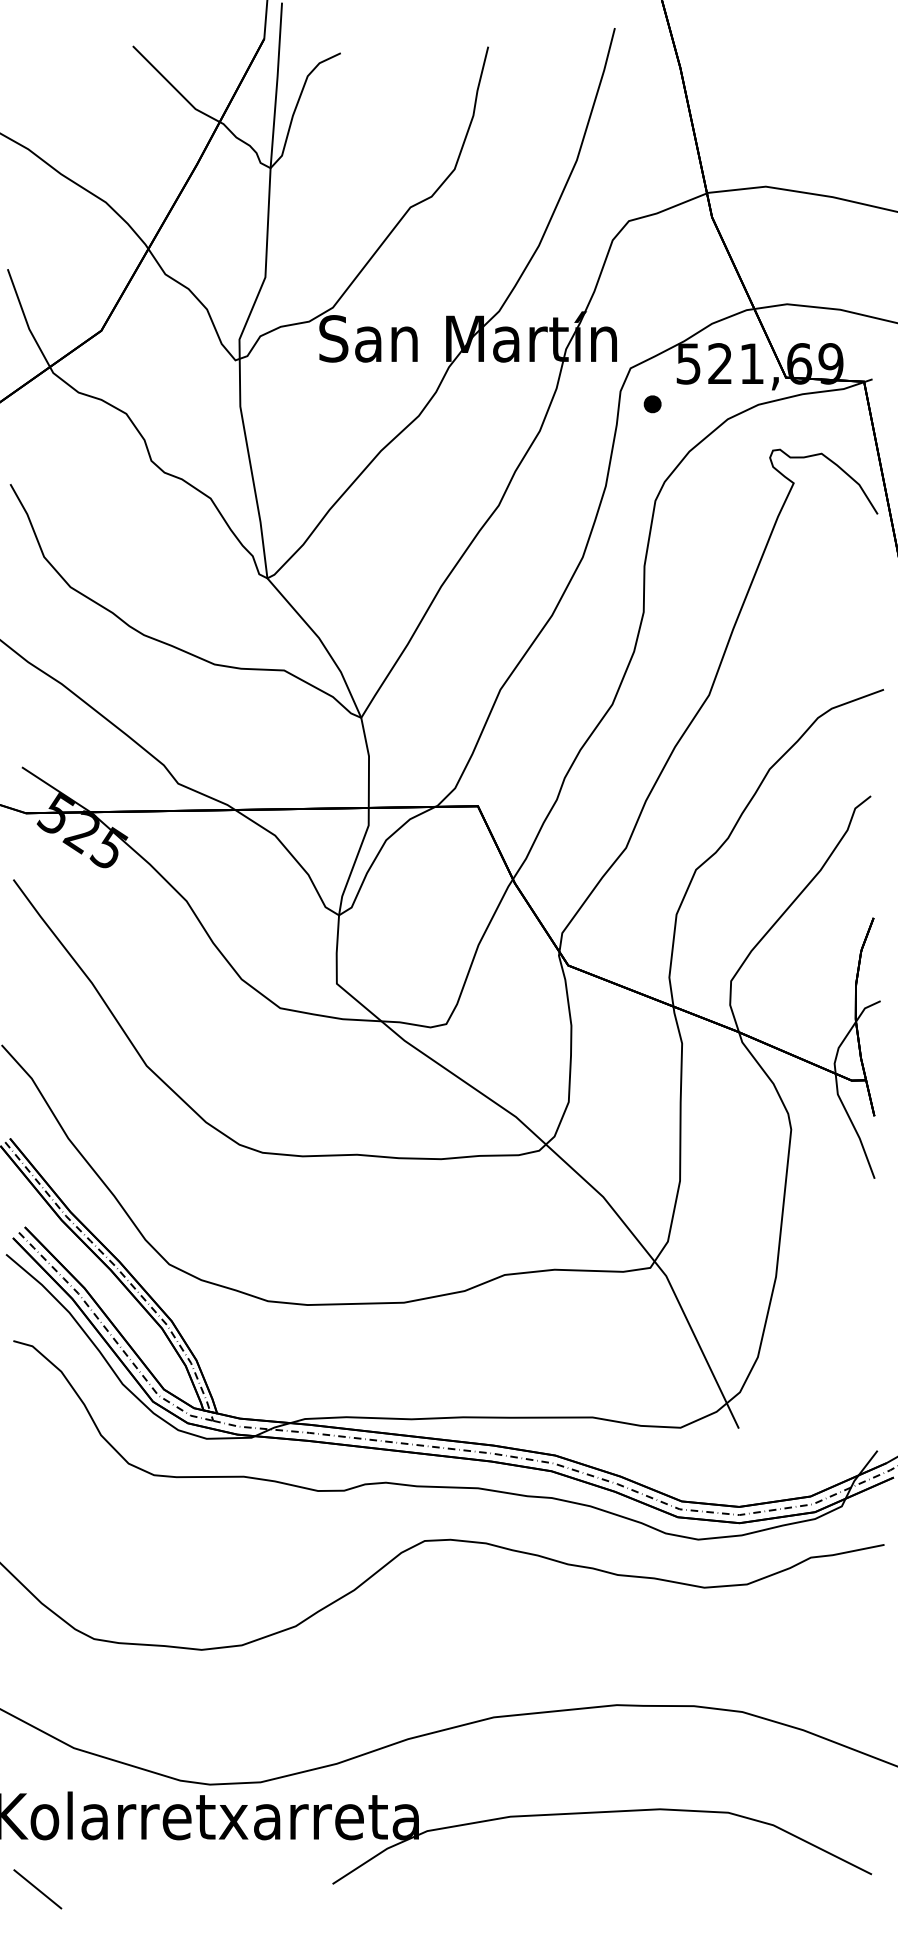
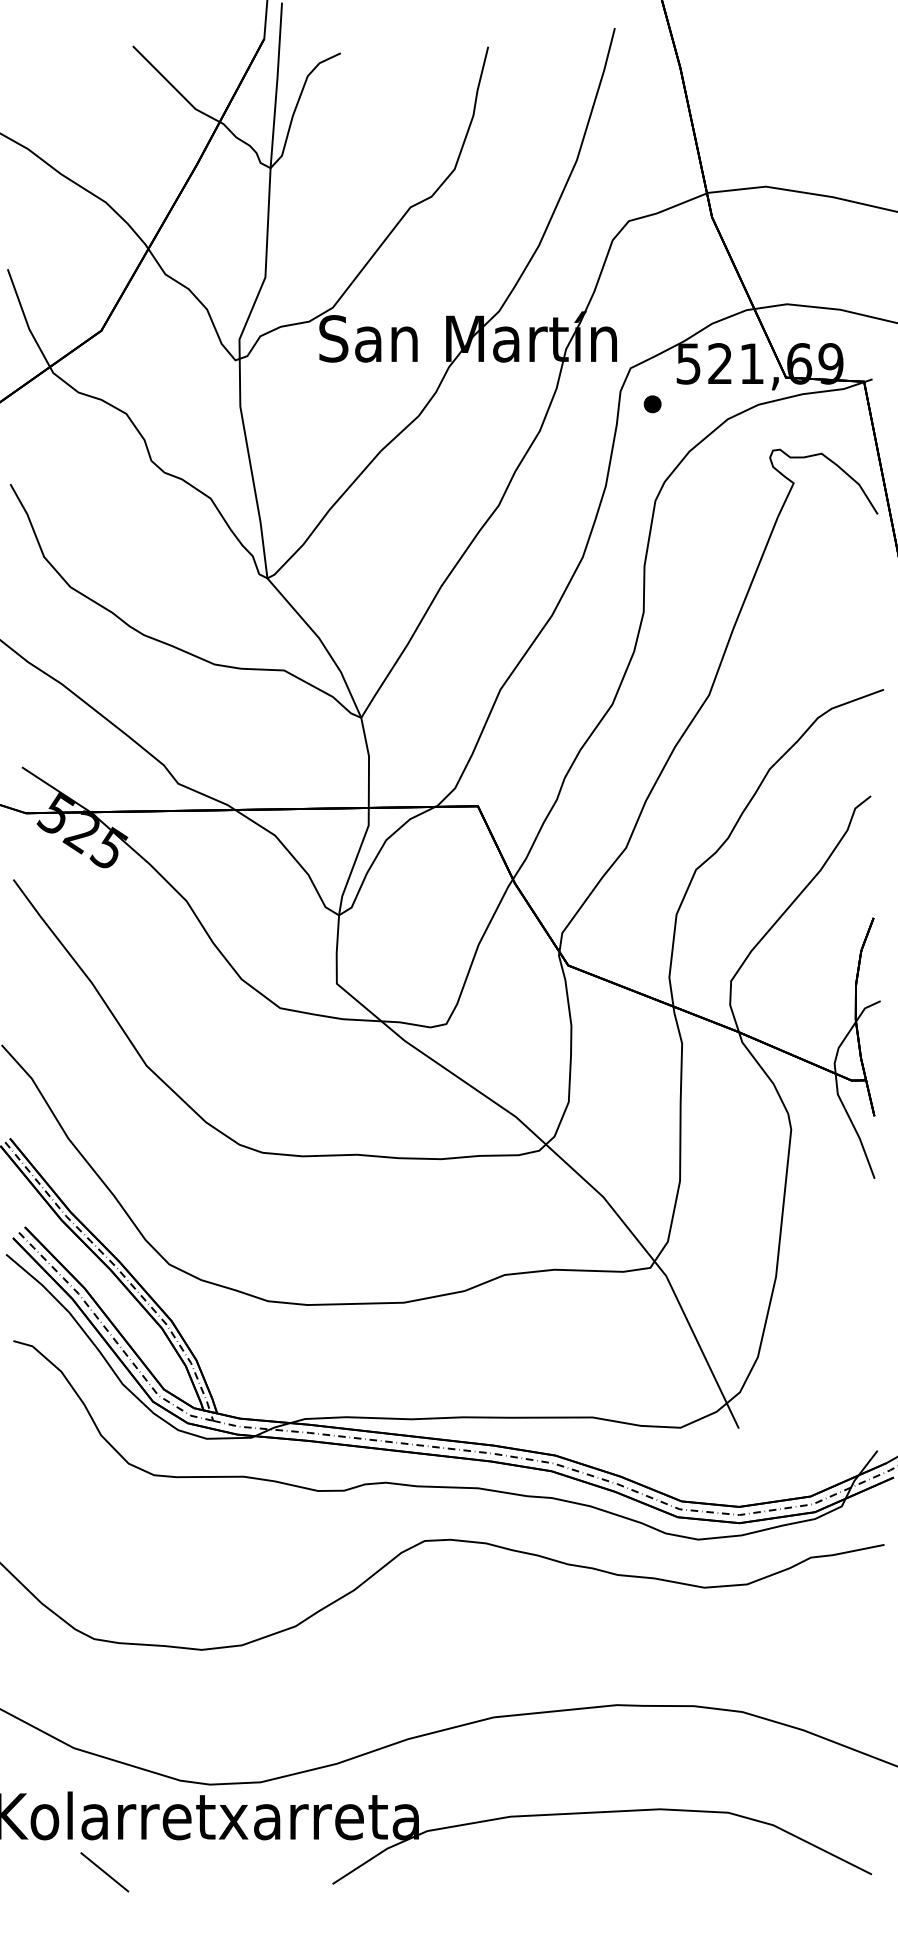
line position: (37, 1889) -> (104, 1872) (104, 1872)
